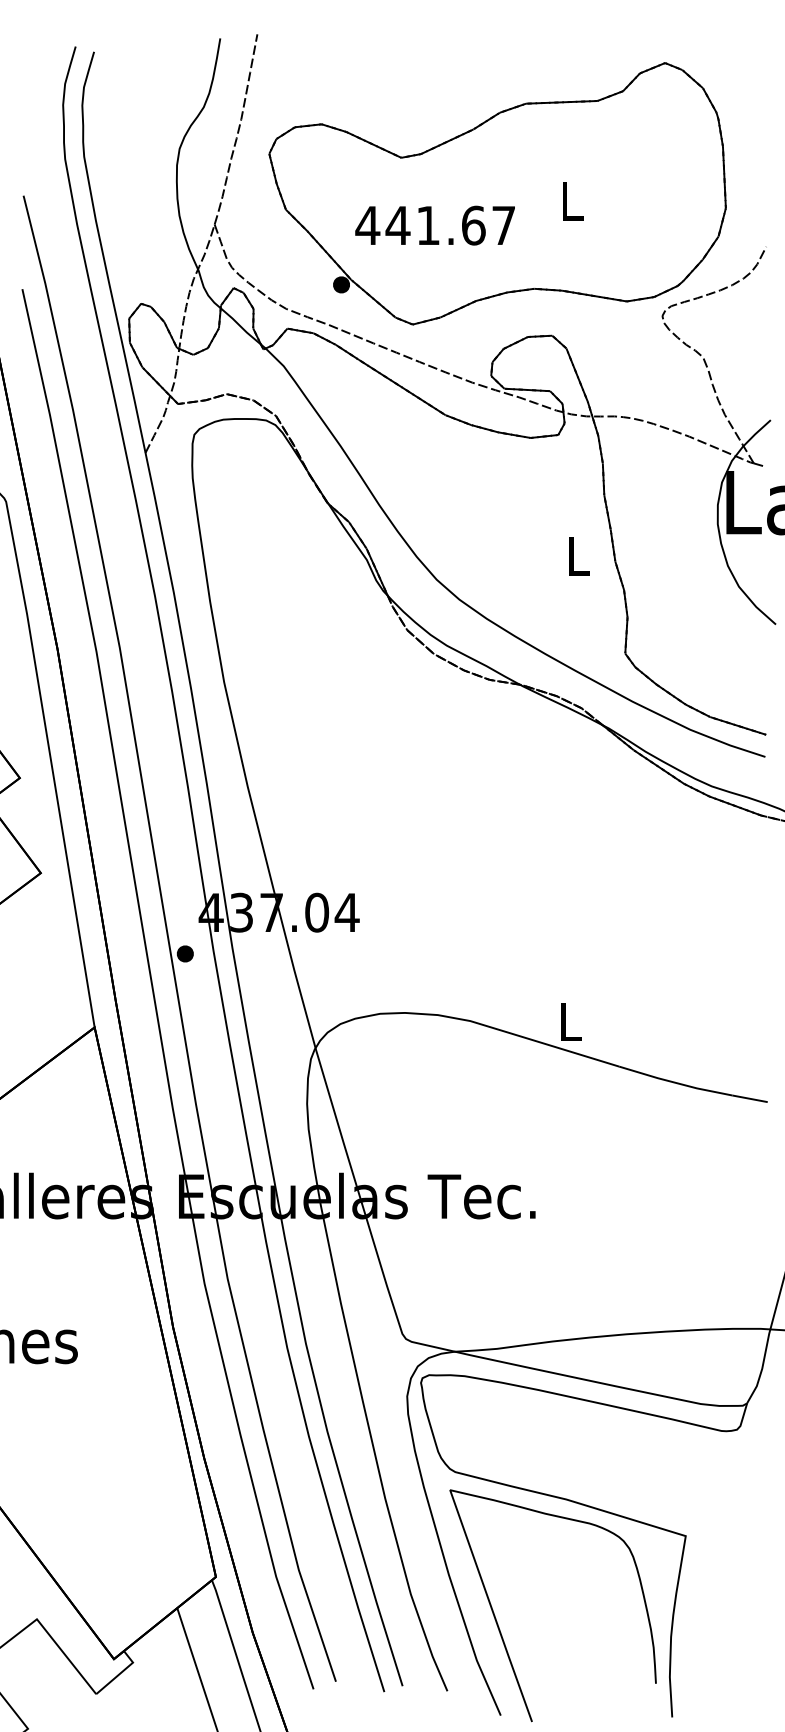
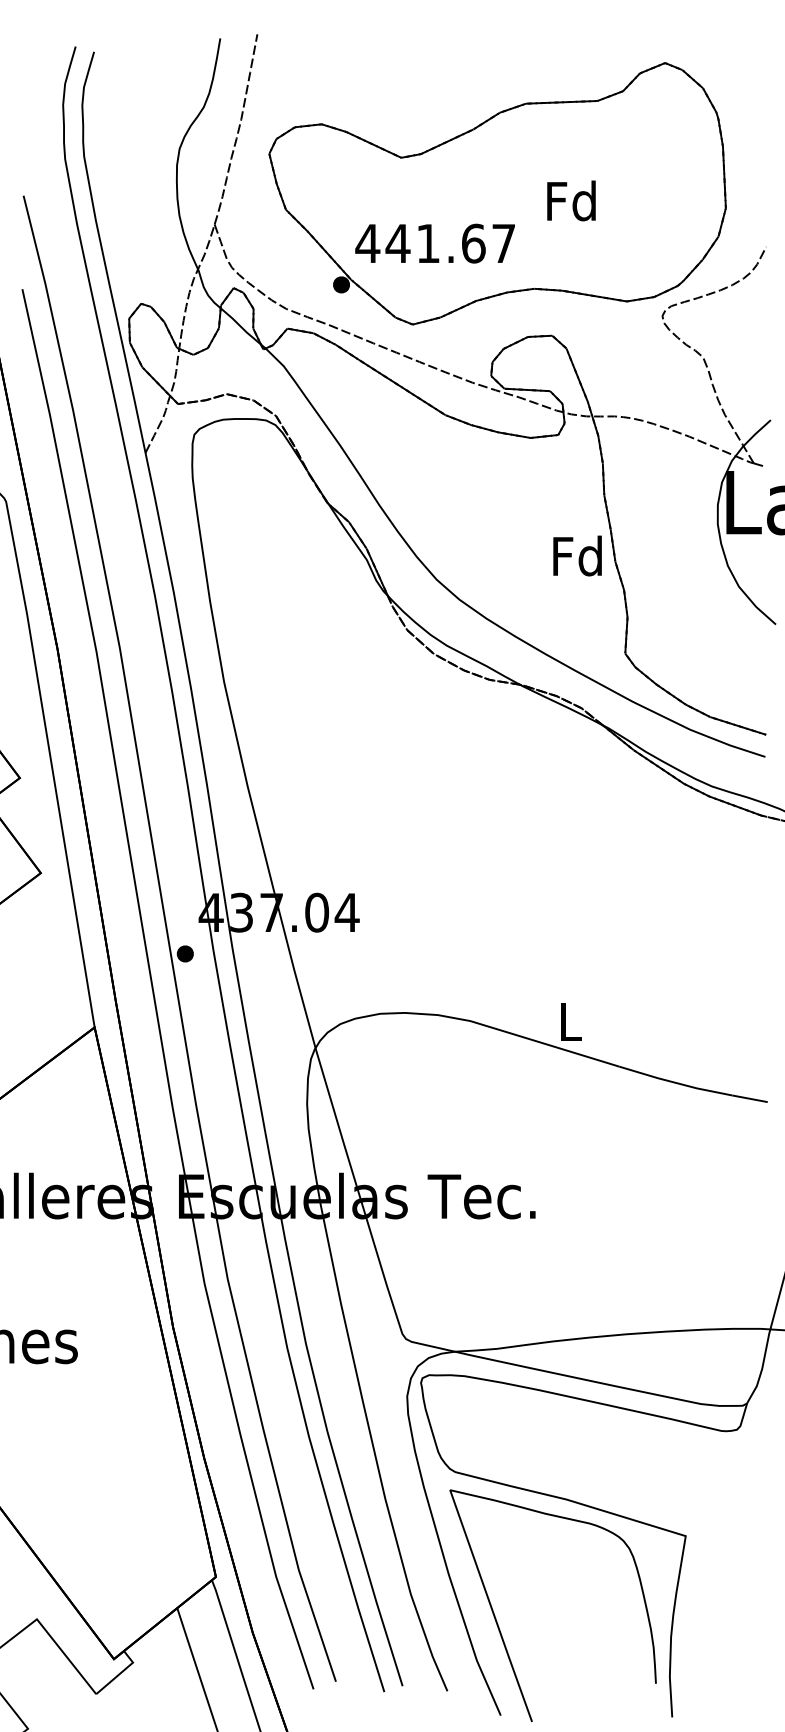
text: L -> Fd (571, 200)
text position: (434, 225) -> (434, 243) (434, 243)
text: L -> Fd (577, 555)
